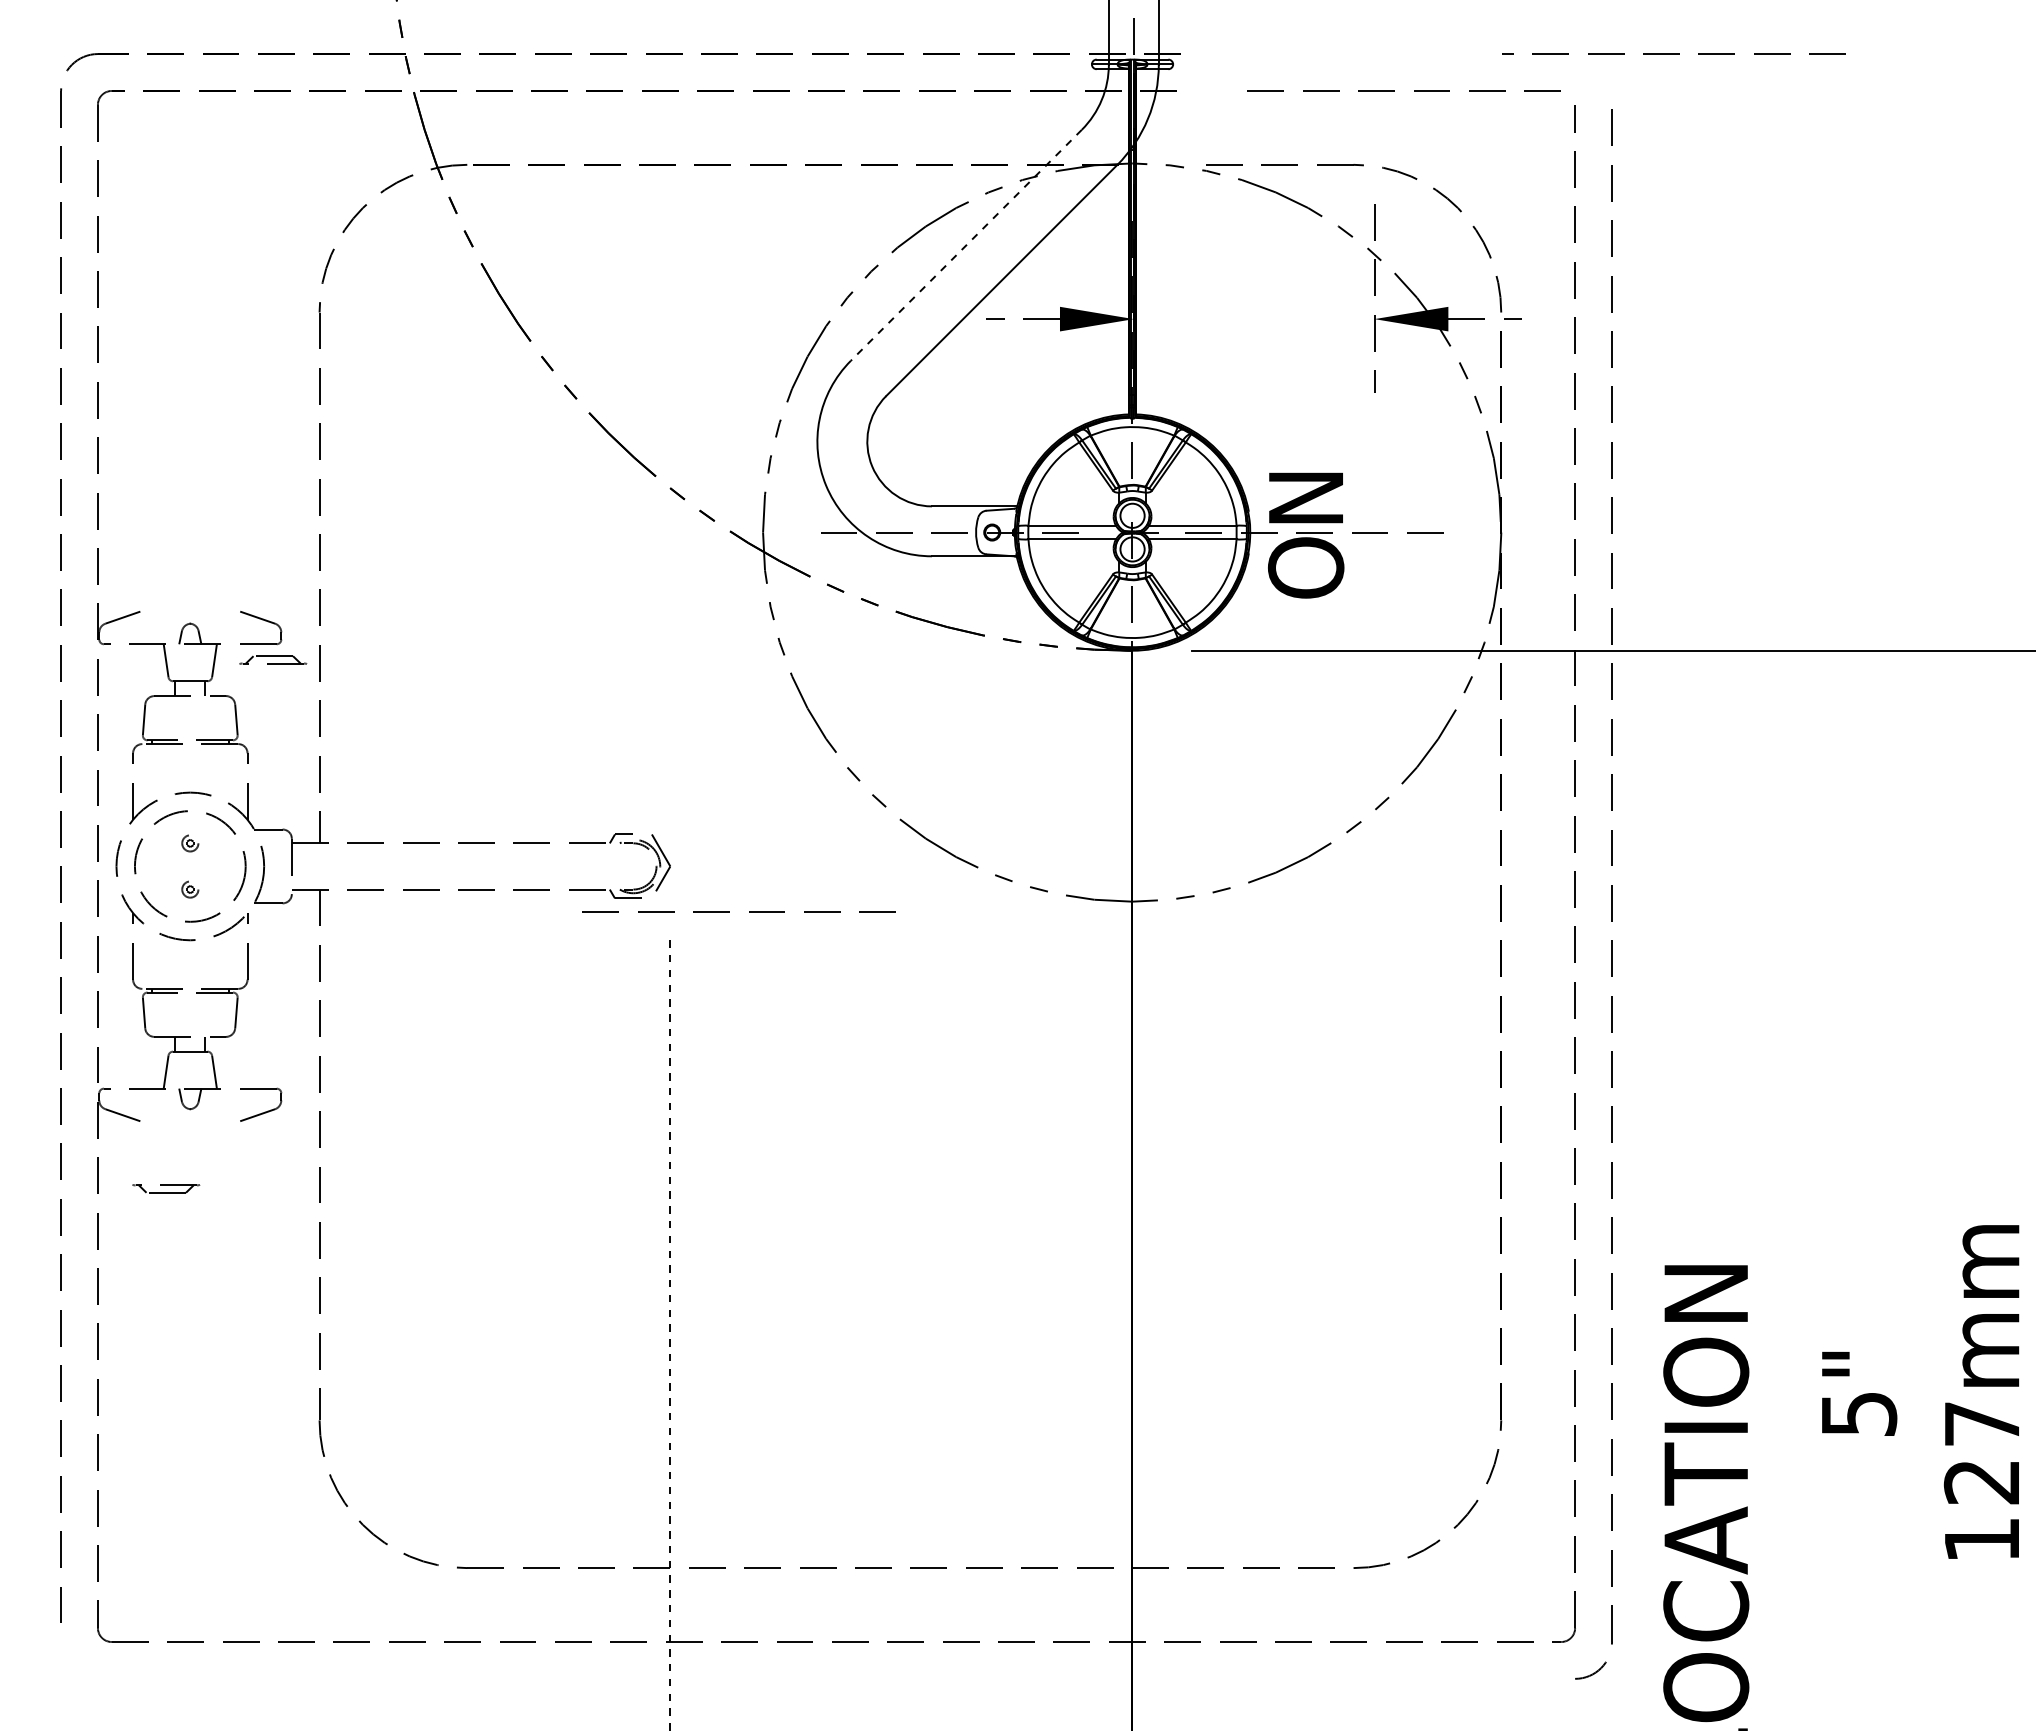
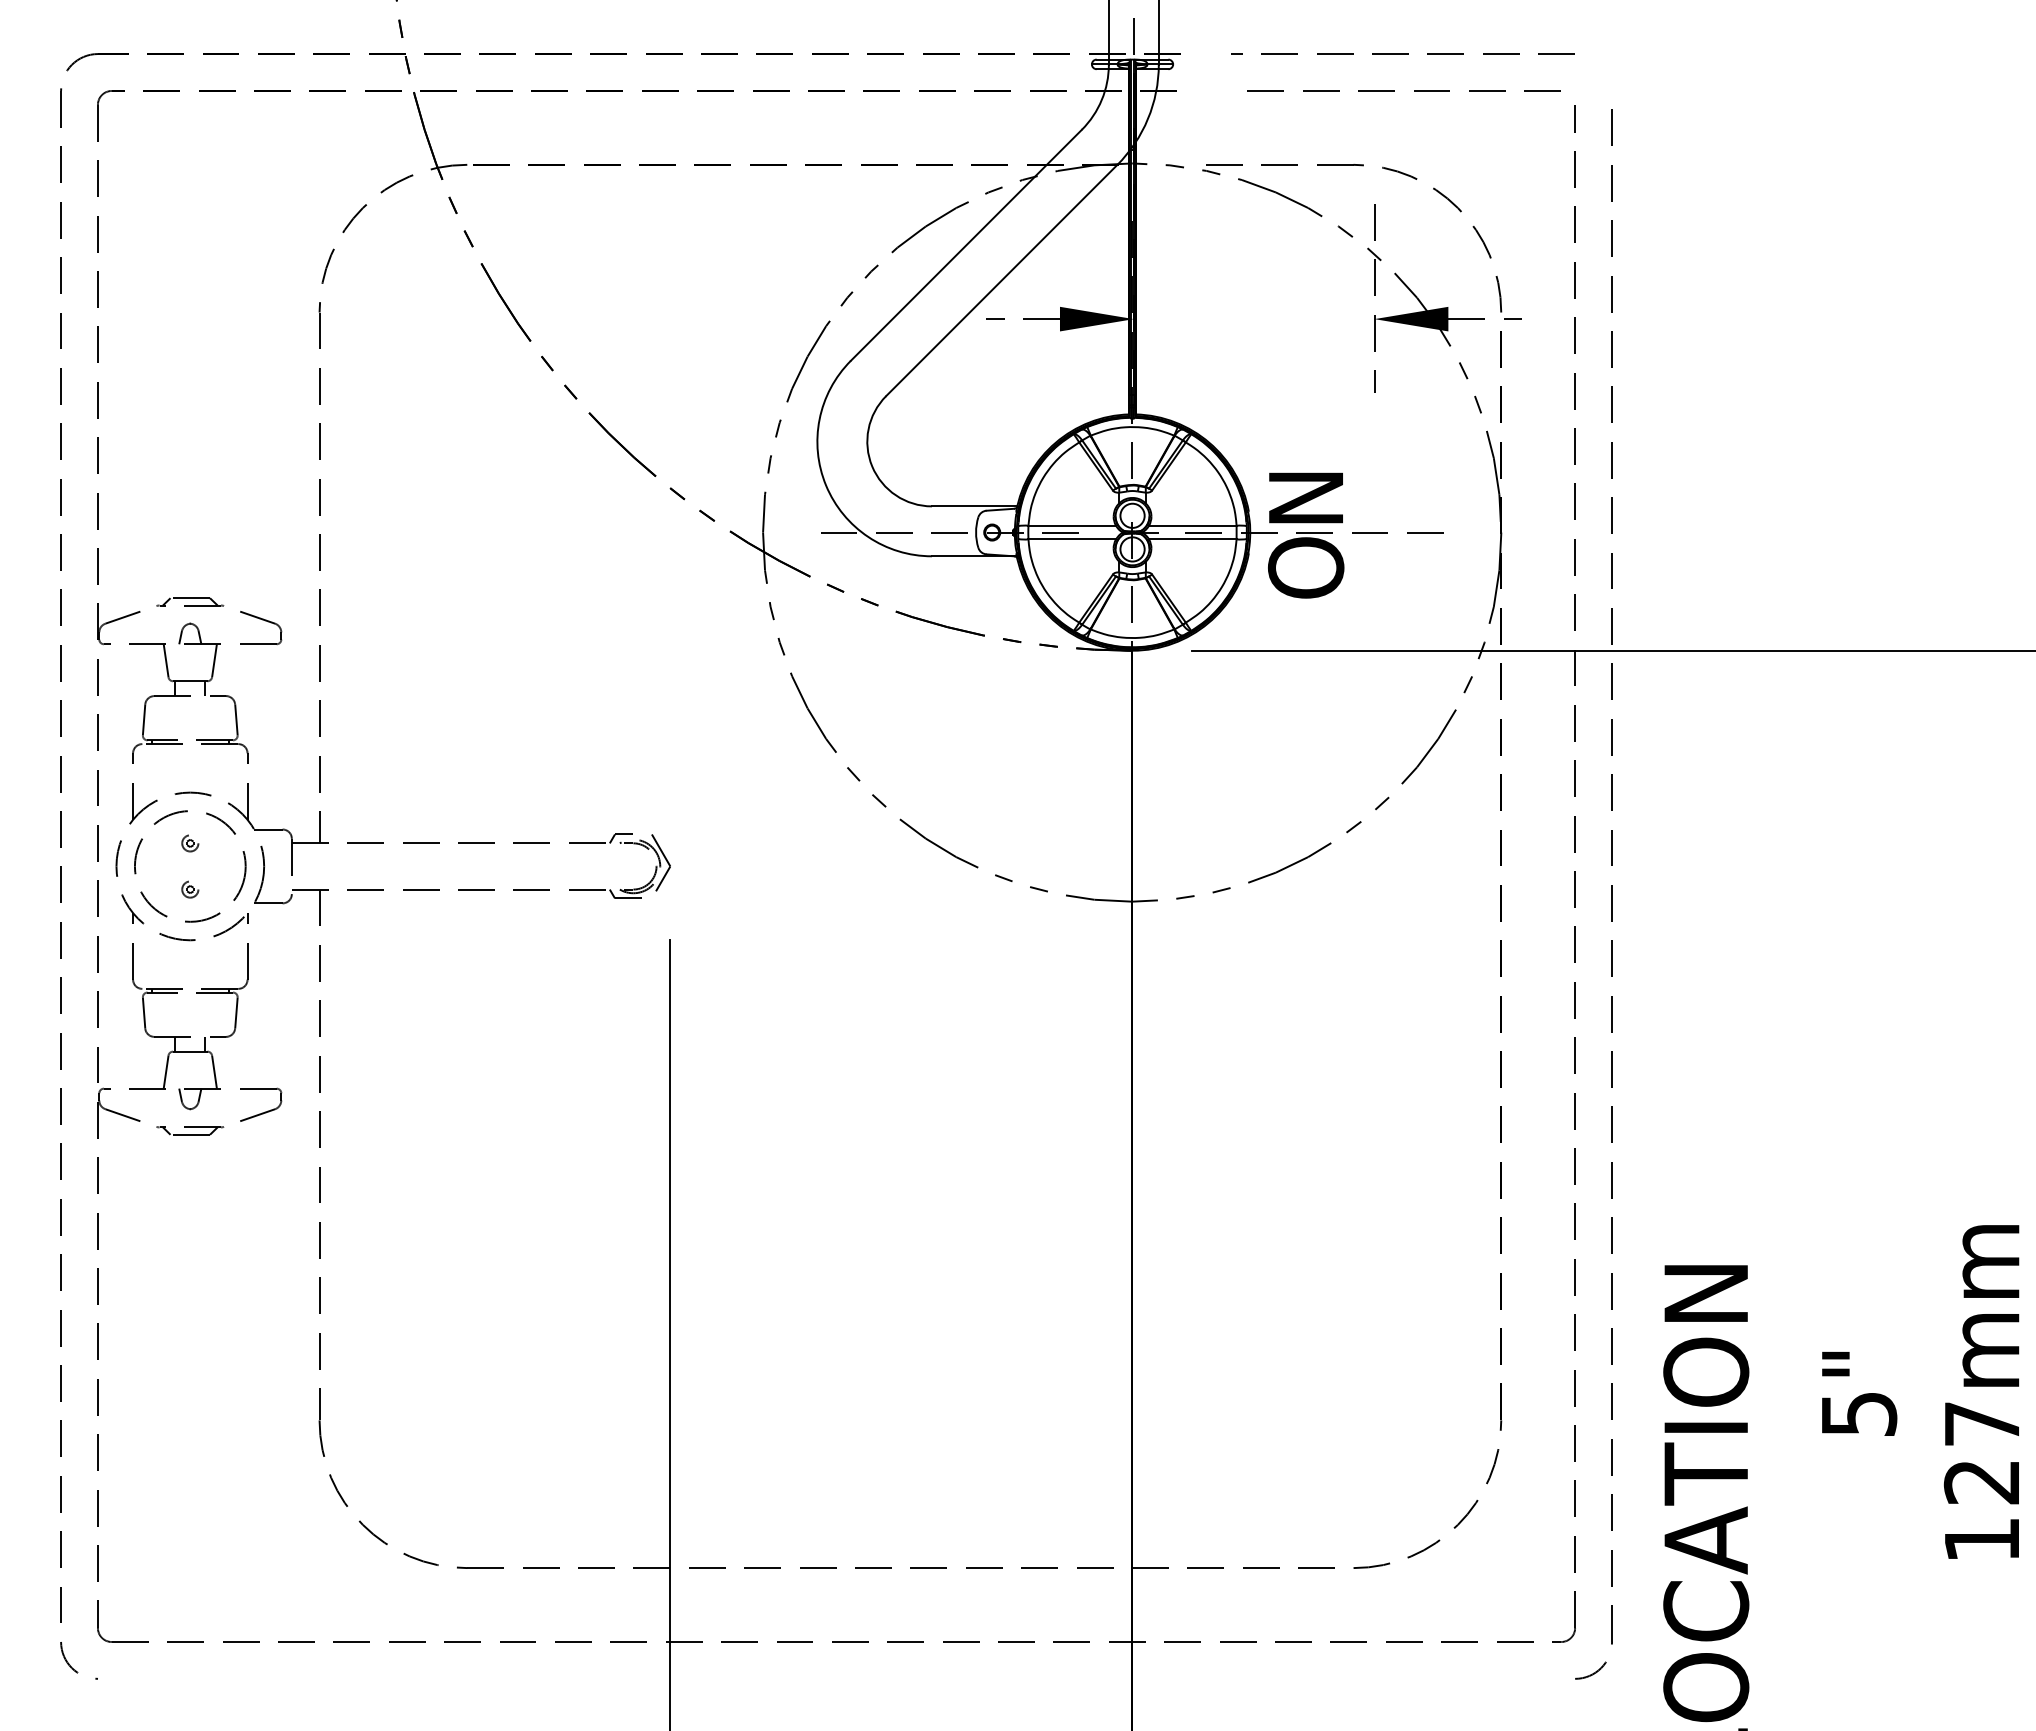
line position: (1673, 53) -> (1402, 53) (1402, 53)
line: dashed -> solid (966, 245)
part position: (273, 659) -> (190, 601) (190, 601)
line: present -> none (729, 911)
part position: (166, 1188) -> (190, 1130) (190, 1130)
line: dashed -> solid (670, 1335)
arc: none -> present (70, 1664)
